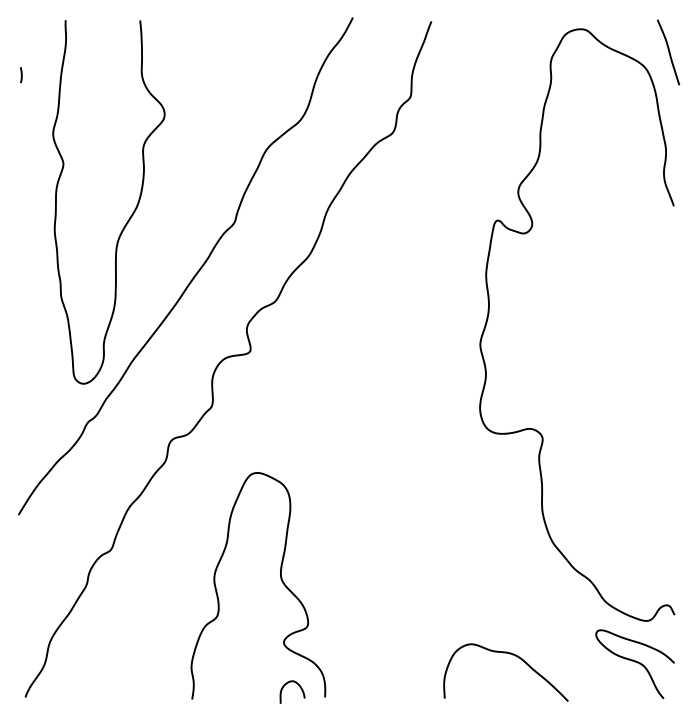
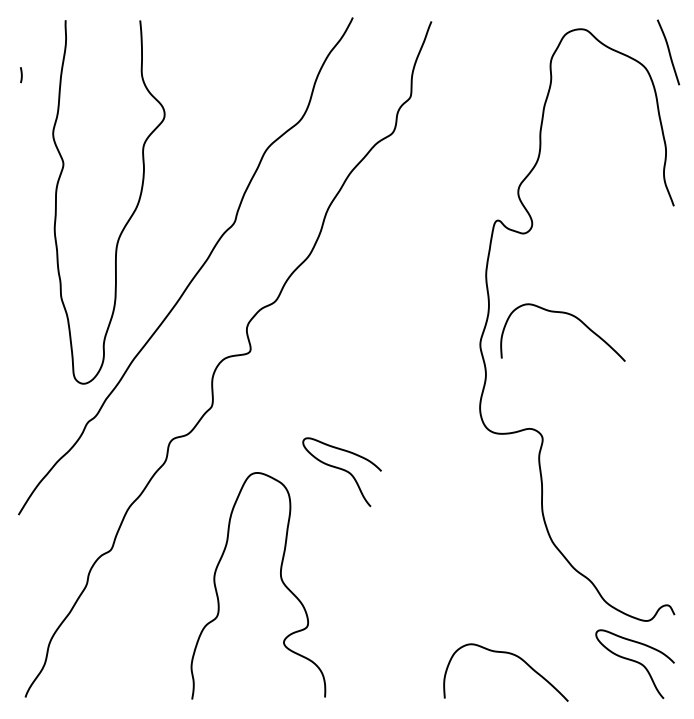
curve: none -> present (569, 315)
curve: none -> present (341, 470)
curve: present -> none (299, 687)
